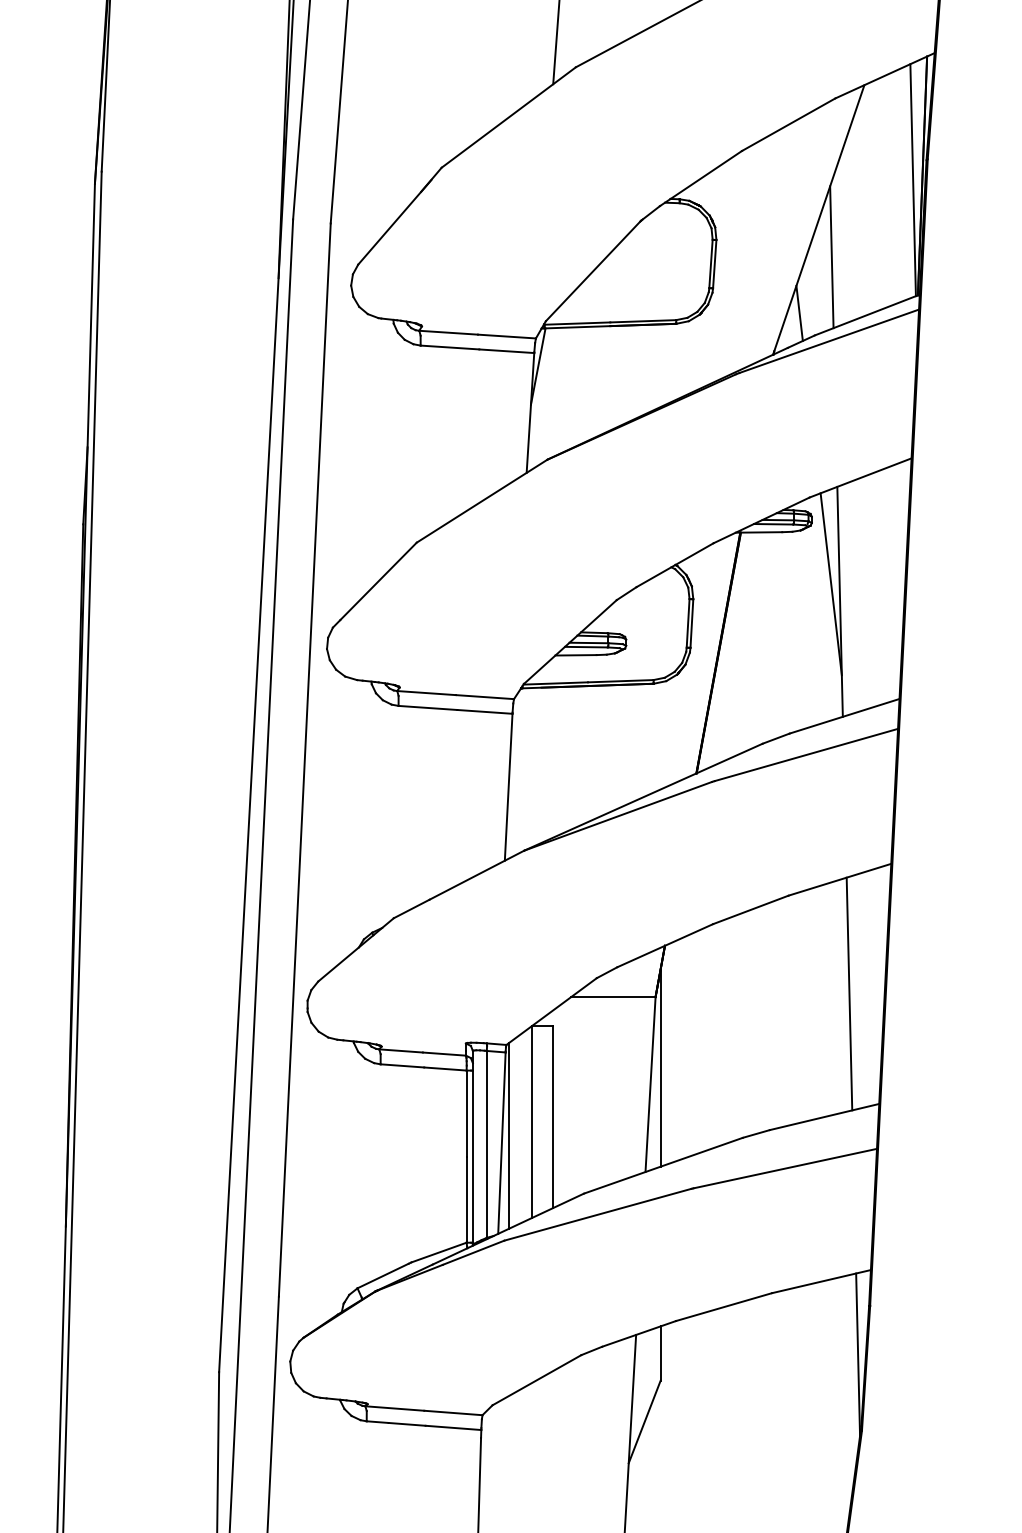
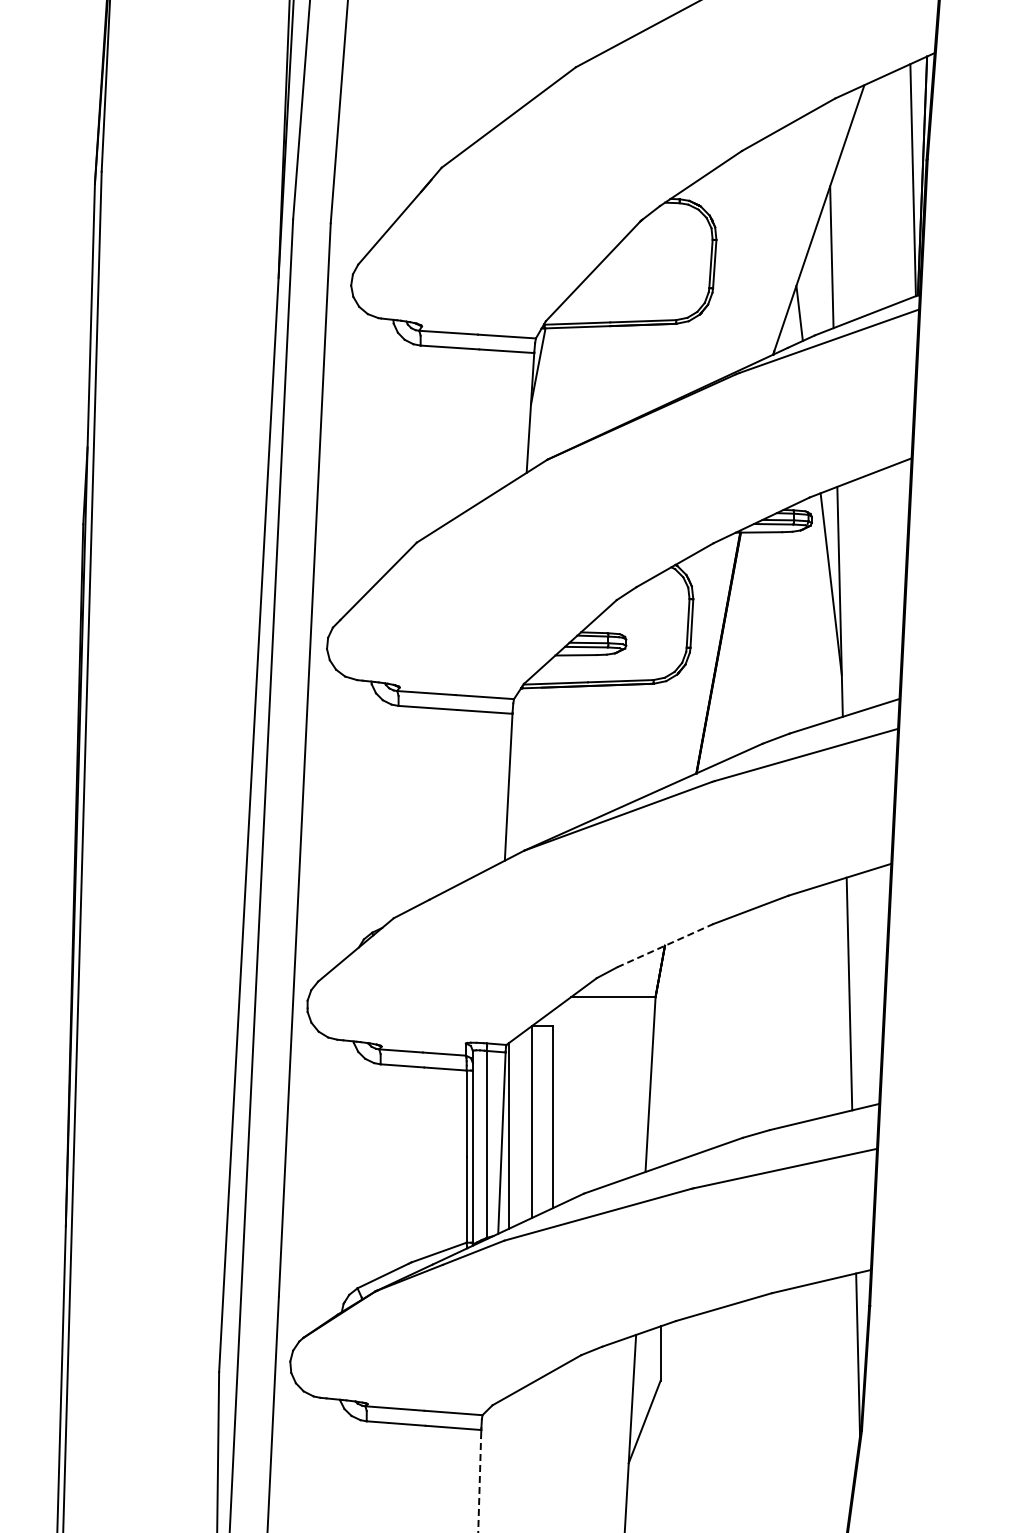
line: present -> none (556, 43)
line: solid -> dashed (665, 945)
line: present -> none (660, 1067)
line: solid -> dashed (479, 1485)
